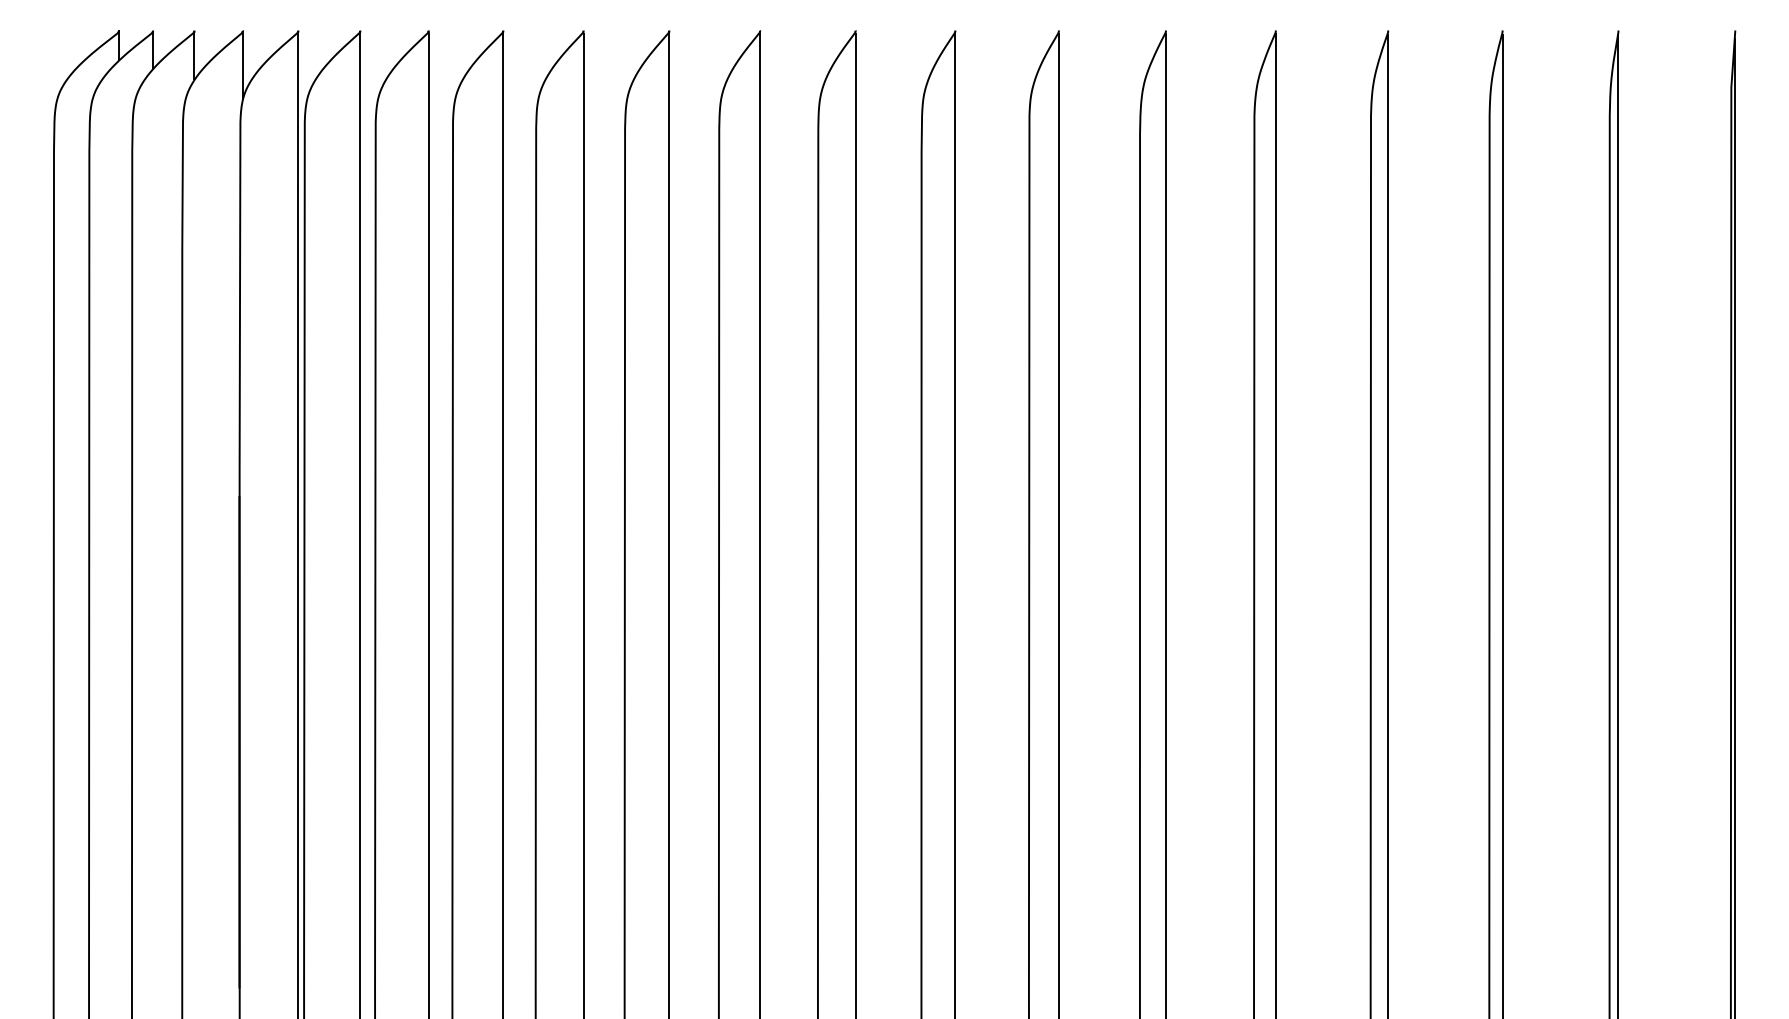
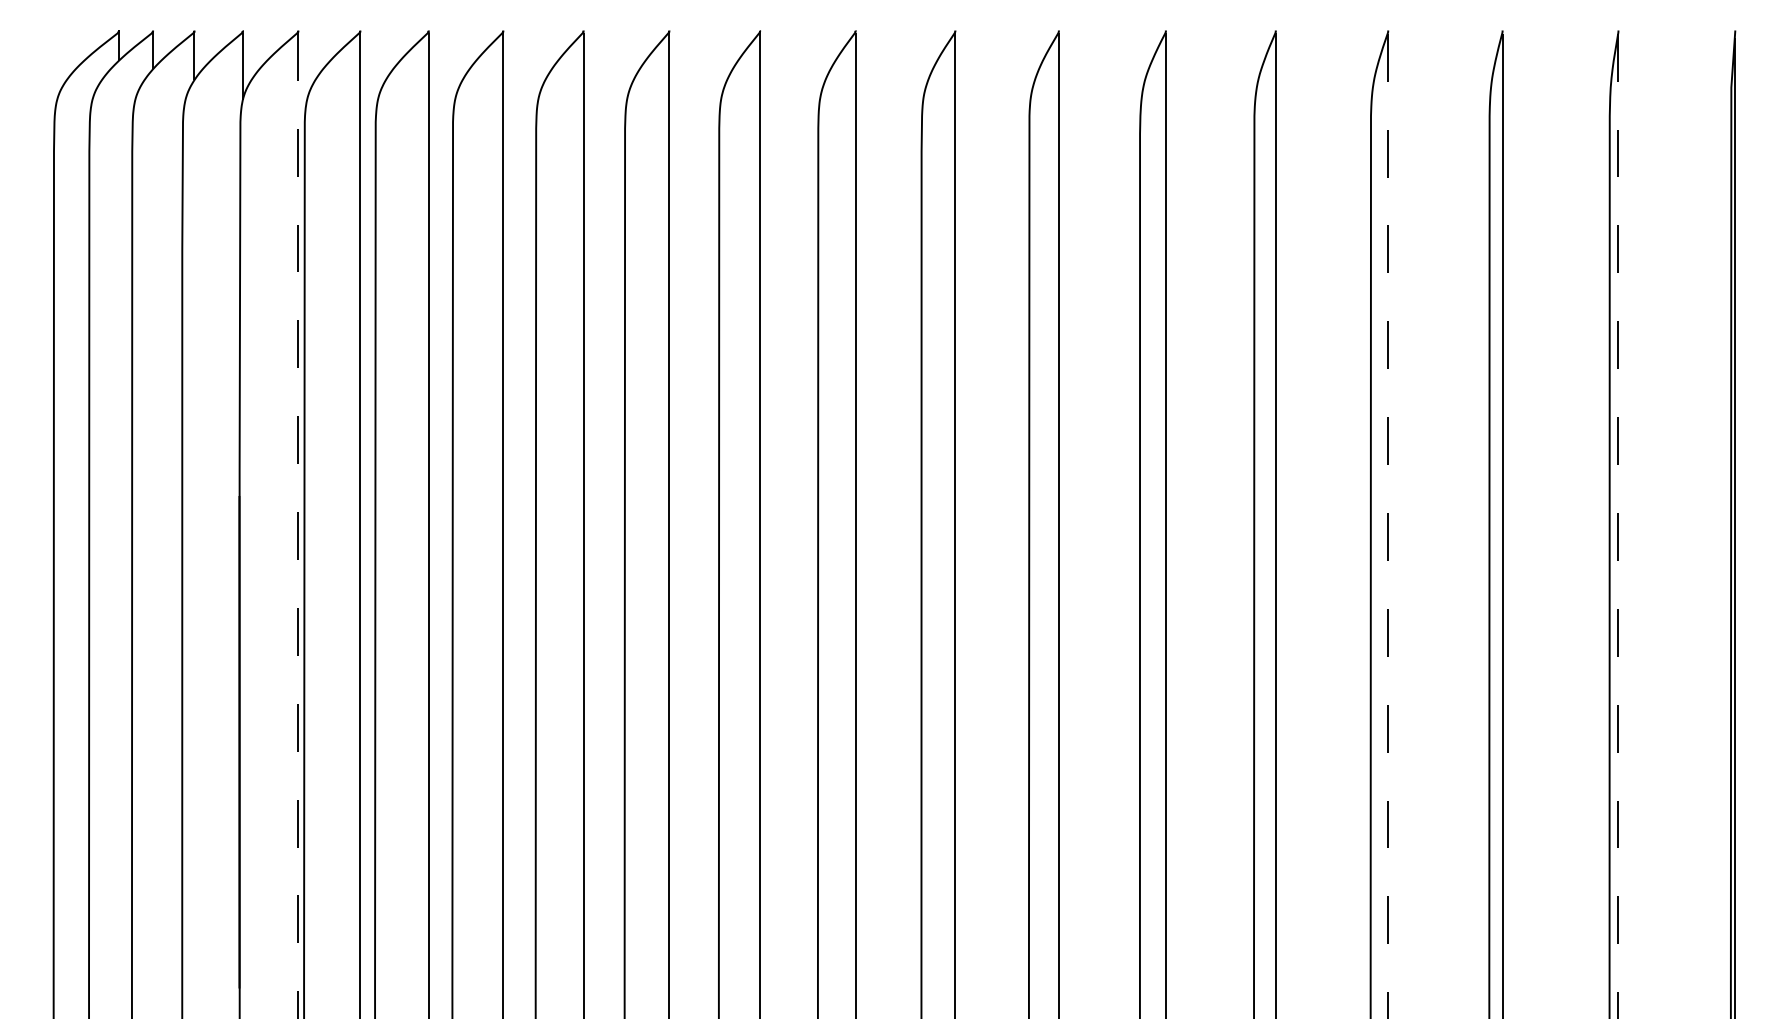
line: solid -> dashed (298, 526)
line: solid -> dashed (1388, 526)
line: solid -> dashed (1618, 526)
